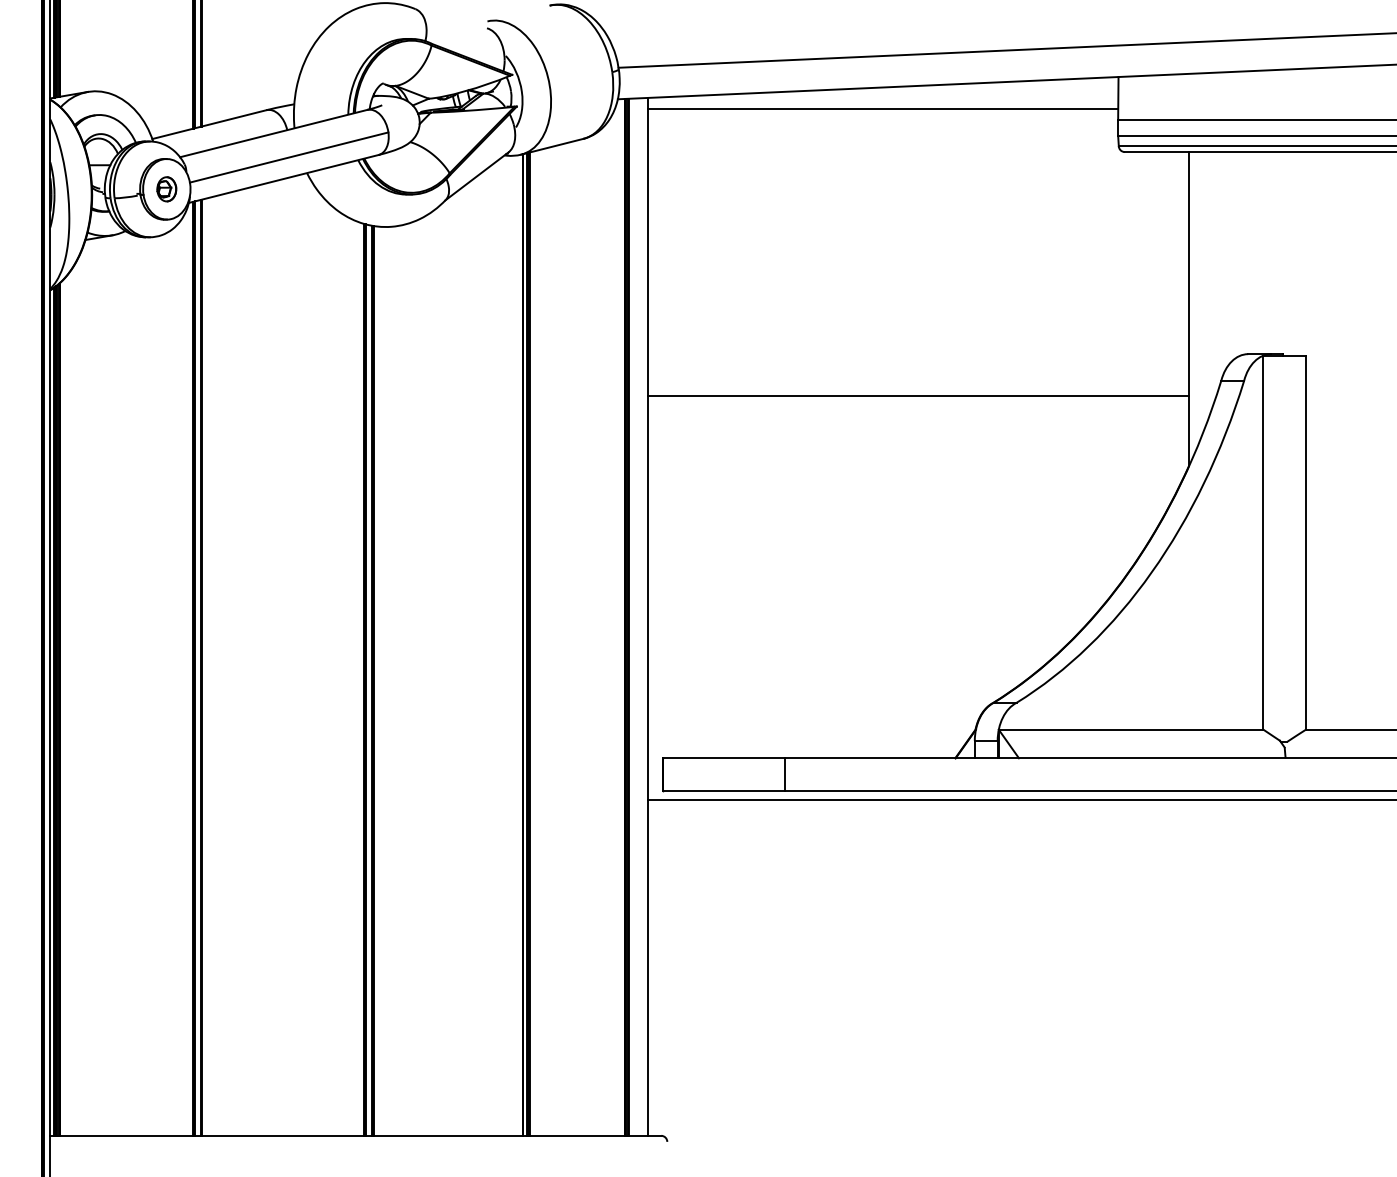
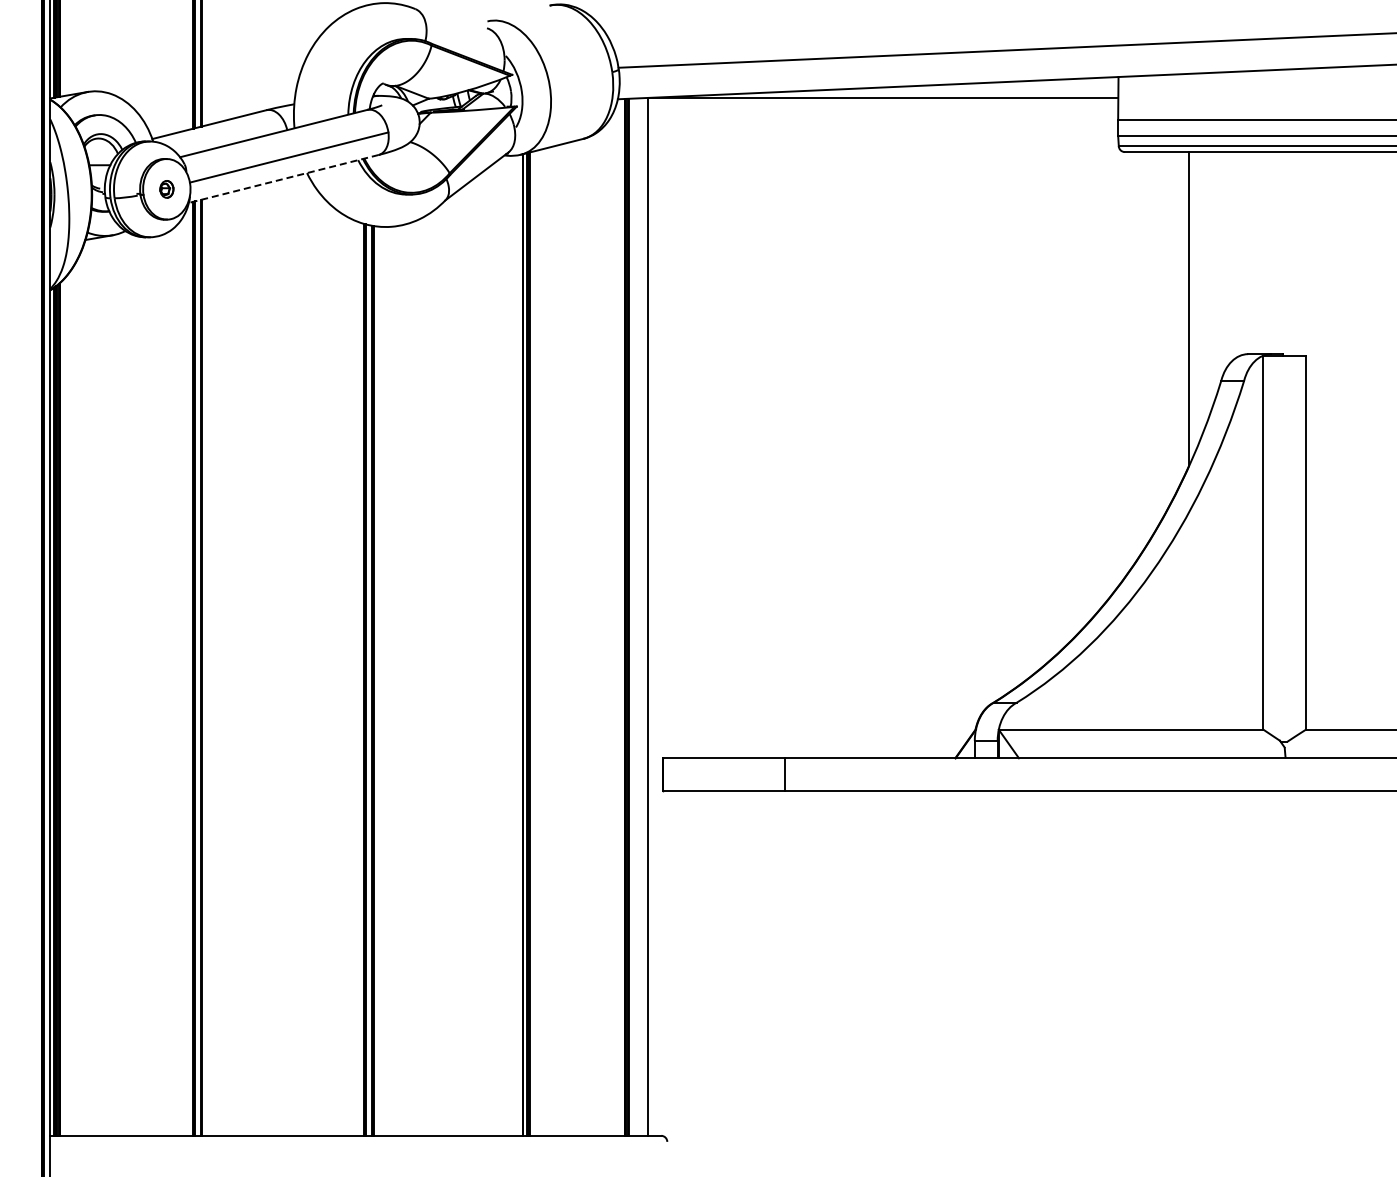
line position: (883, 109) -> (883, 98) (883, 98)
line: solid -> dashed (283, 178)
part size: 22x27 px -> 16x19 px (166, 189)
line: present -> none (918, 395)
line: present -> none (1020, 799)
